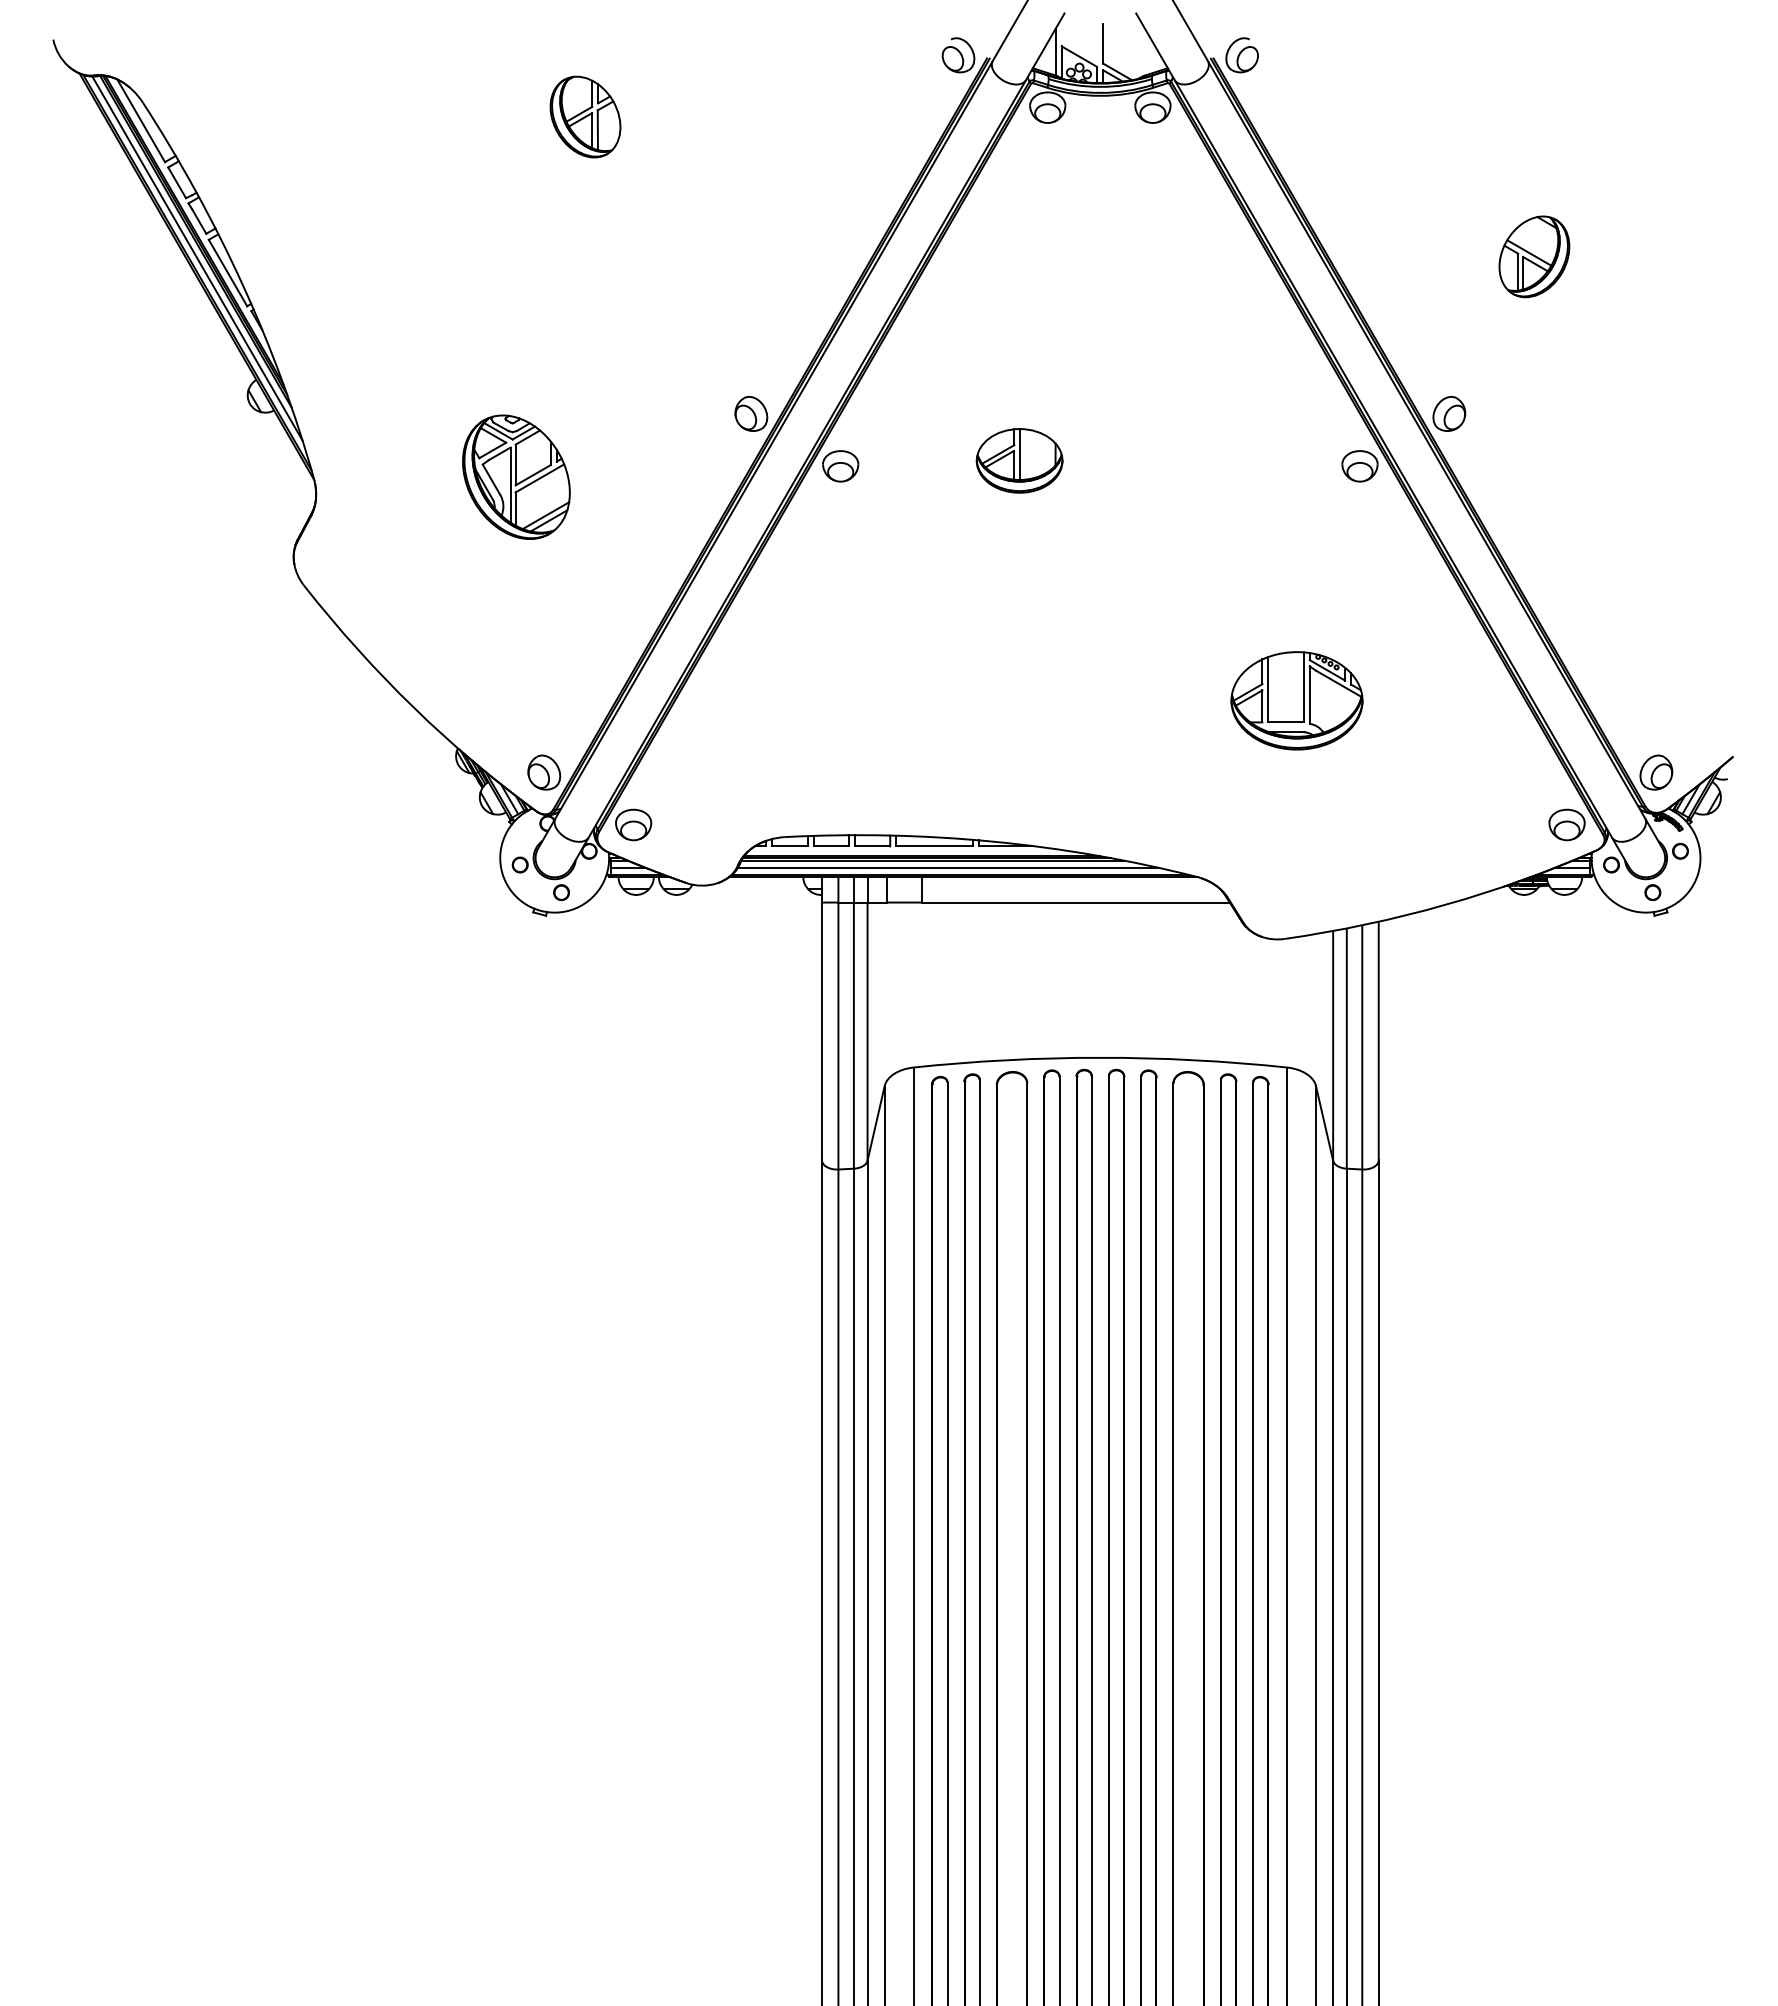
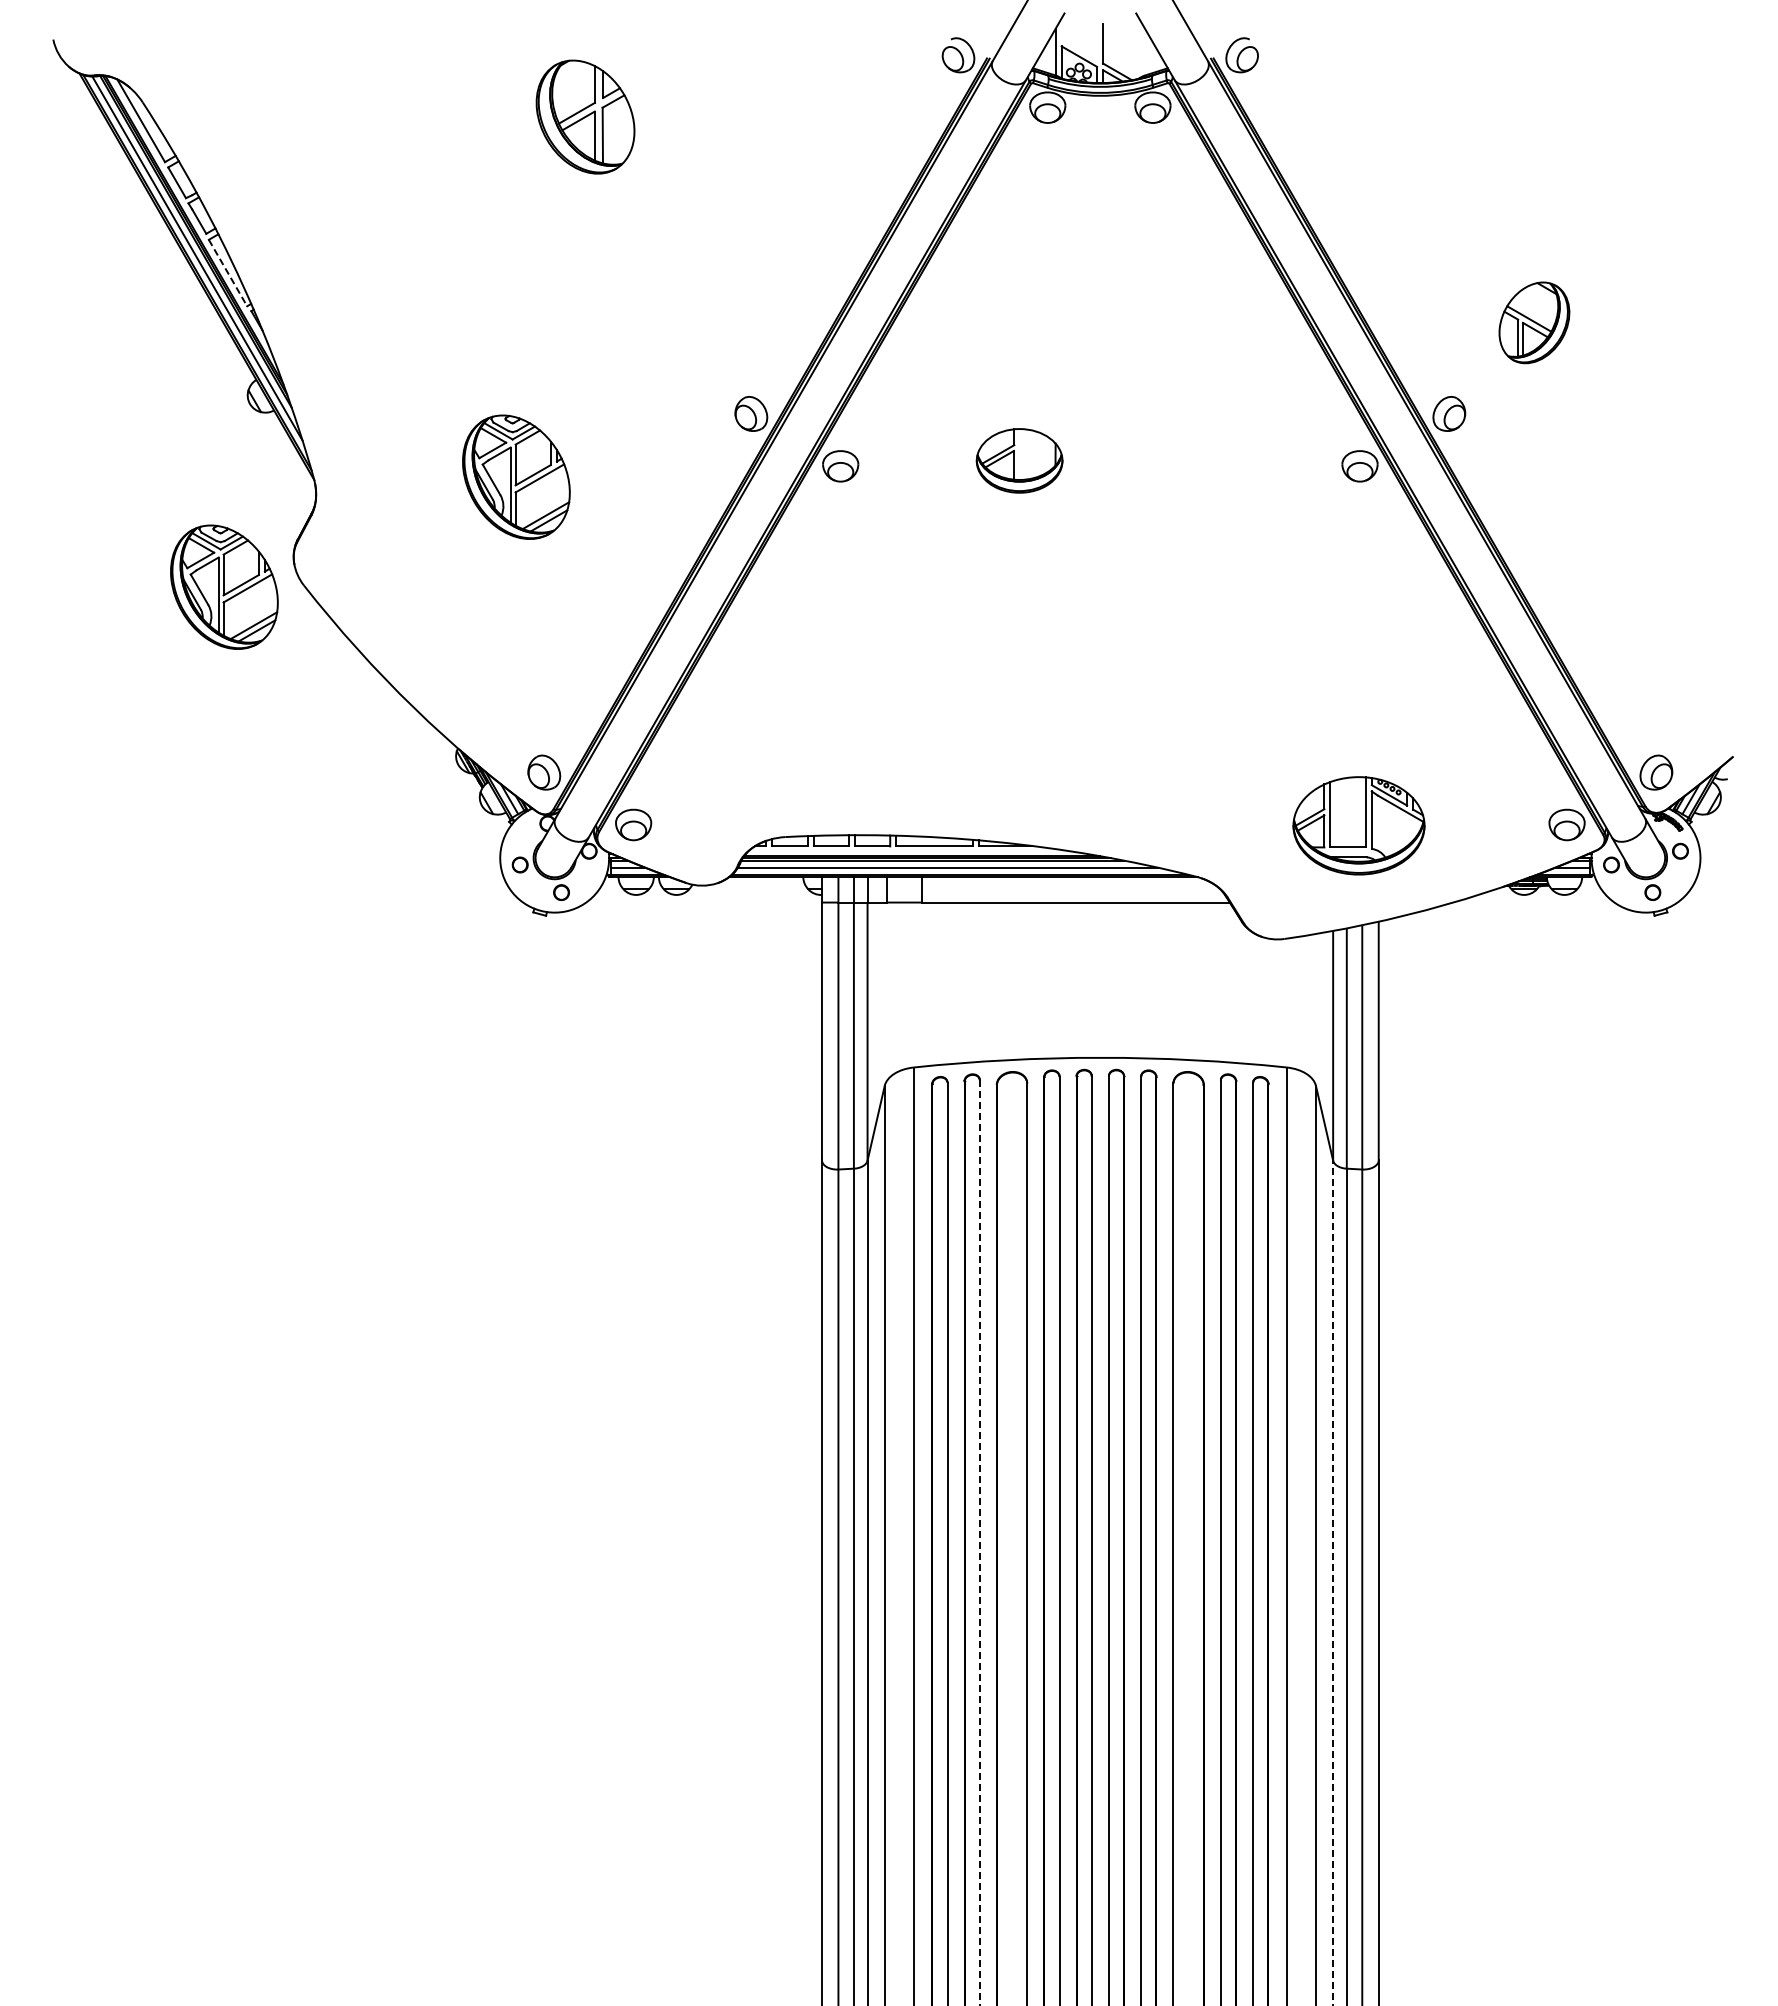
part size: 73x84 px -> 101x116 px (585, 116)
part position: (1534, 256) -> (1534, 322) (1534, 322)
line: solid -> dashed (228, 273)
line: present -> none (1020, 454)
part: none -> present (224, 586)
part position: (1296, 700) -> (1358, 825) (1358, 825)
line: solid -> dashed (979, 1543)
line: solid -> dashed (1333, 1582)
